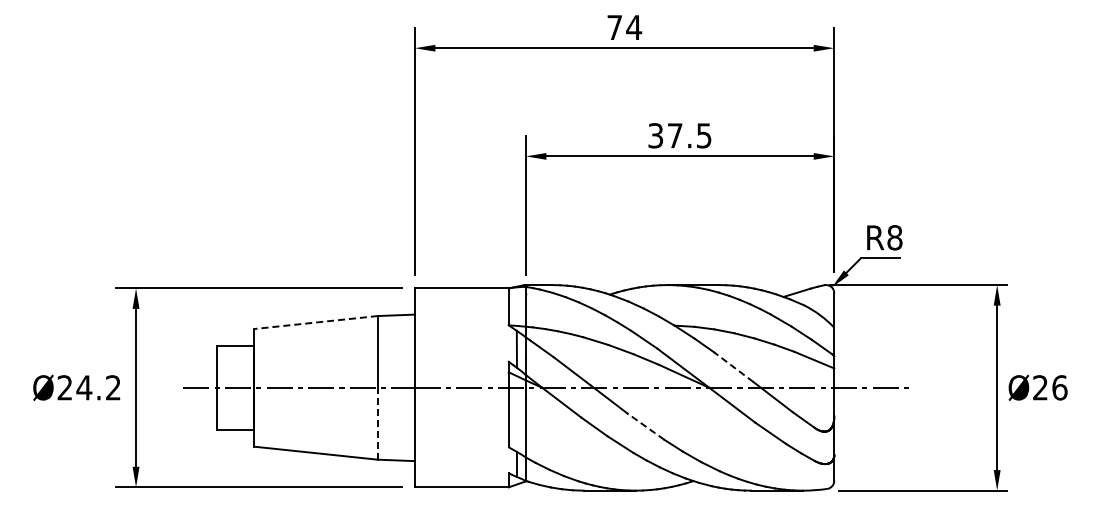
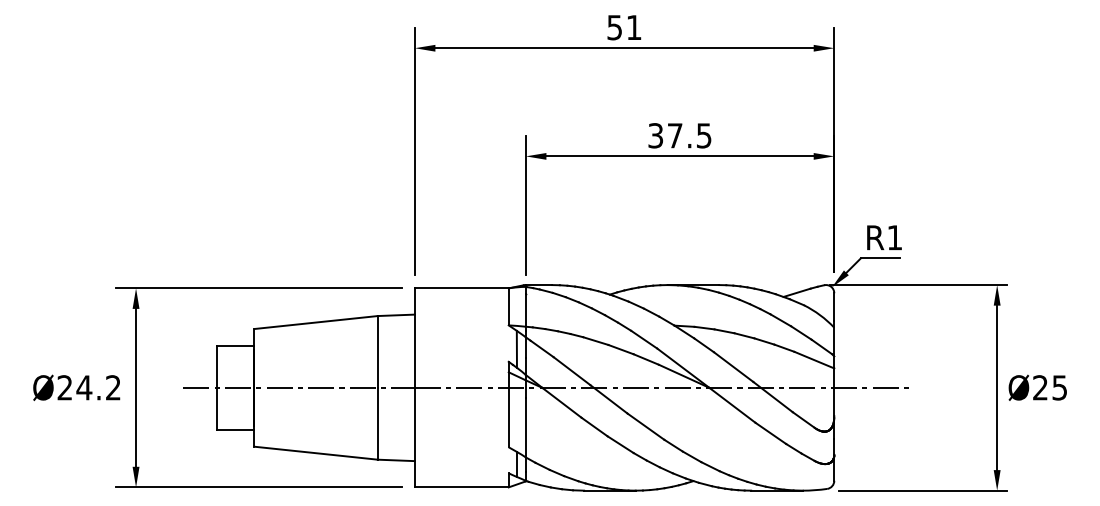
text: 74 -> 51 (624, 27)
text: R8 -> R1 (894, 237)
line: dashed -> solid (315, 322)
line: dashed -> solid (733, 367)
text: Ø26 -> Ø25 (1059, 387)
line: dashed -> solid (377, 423)
line: dashed -> solid (645, 426)
